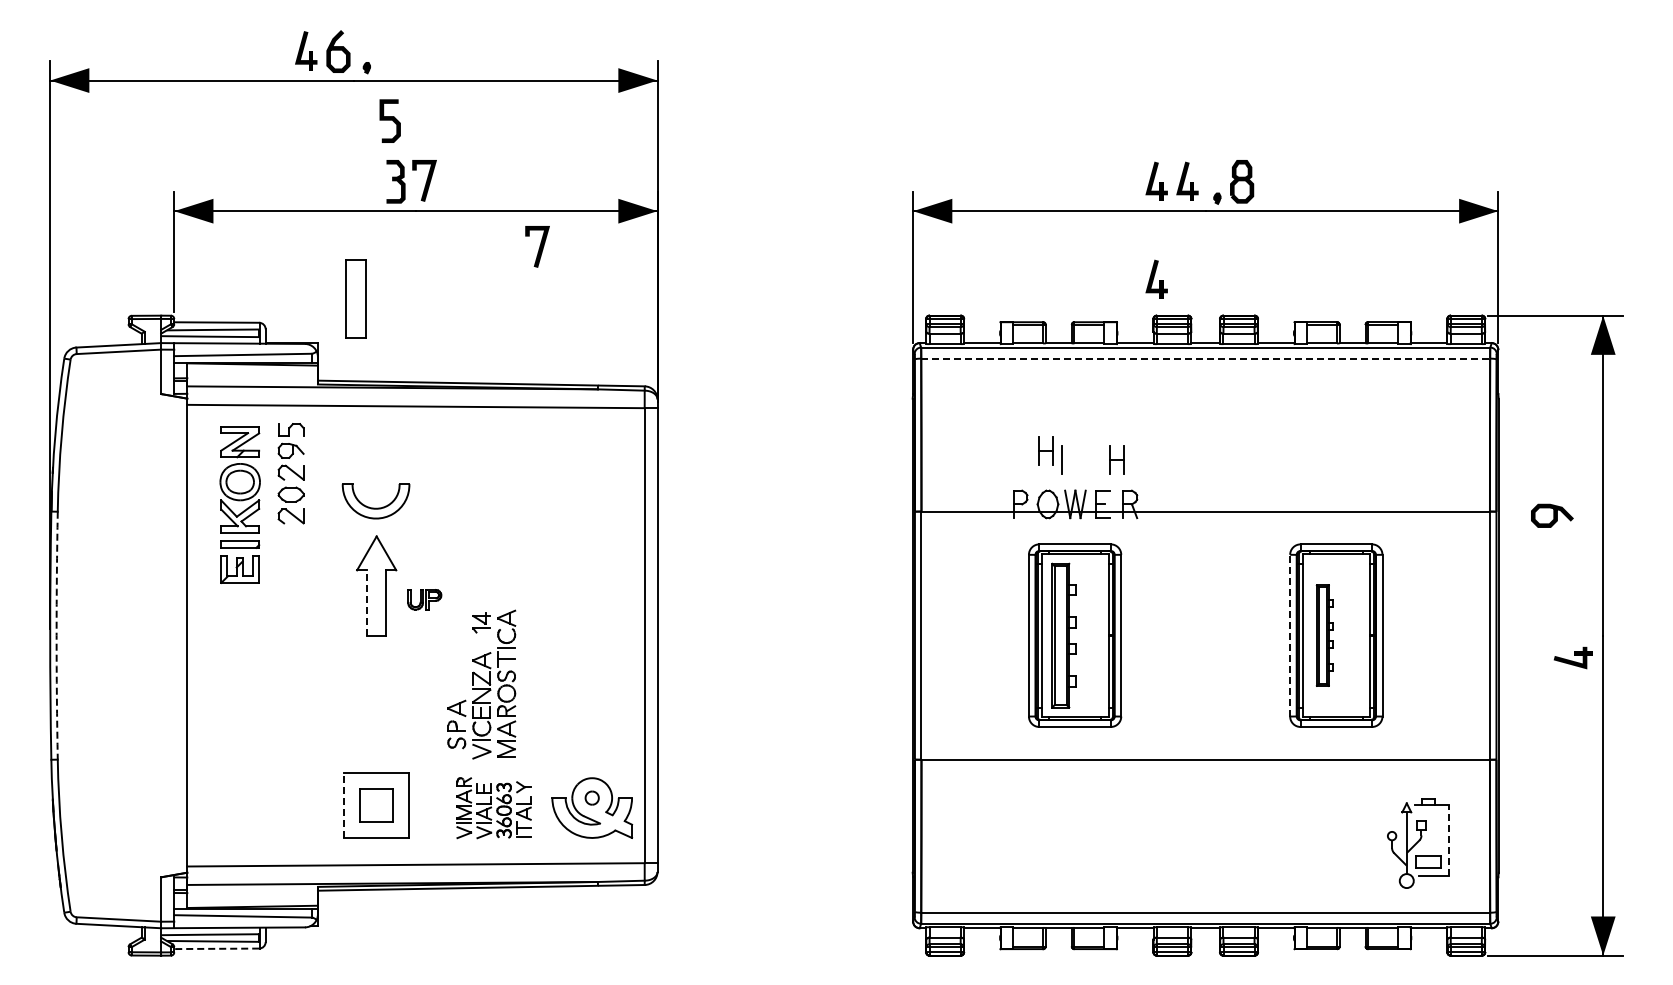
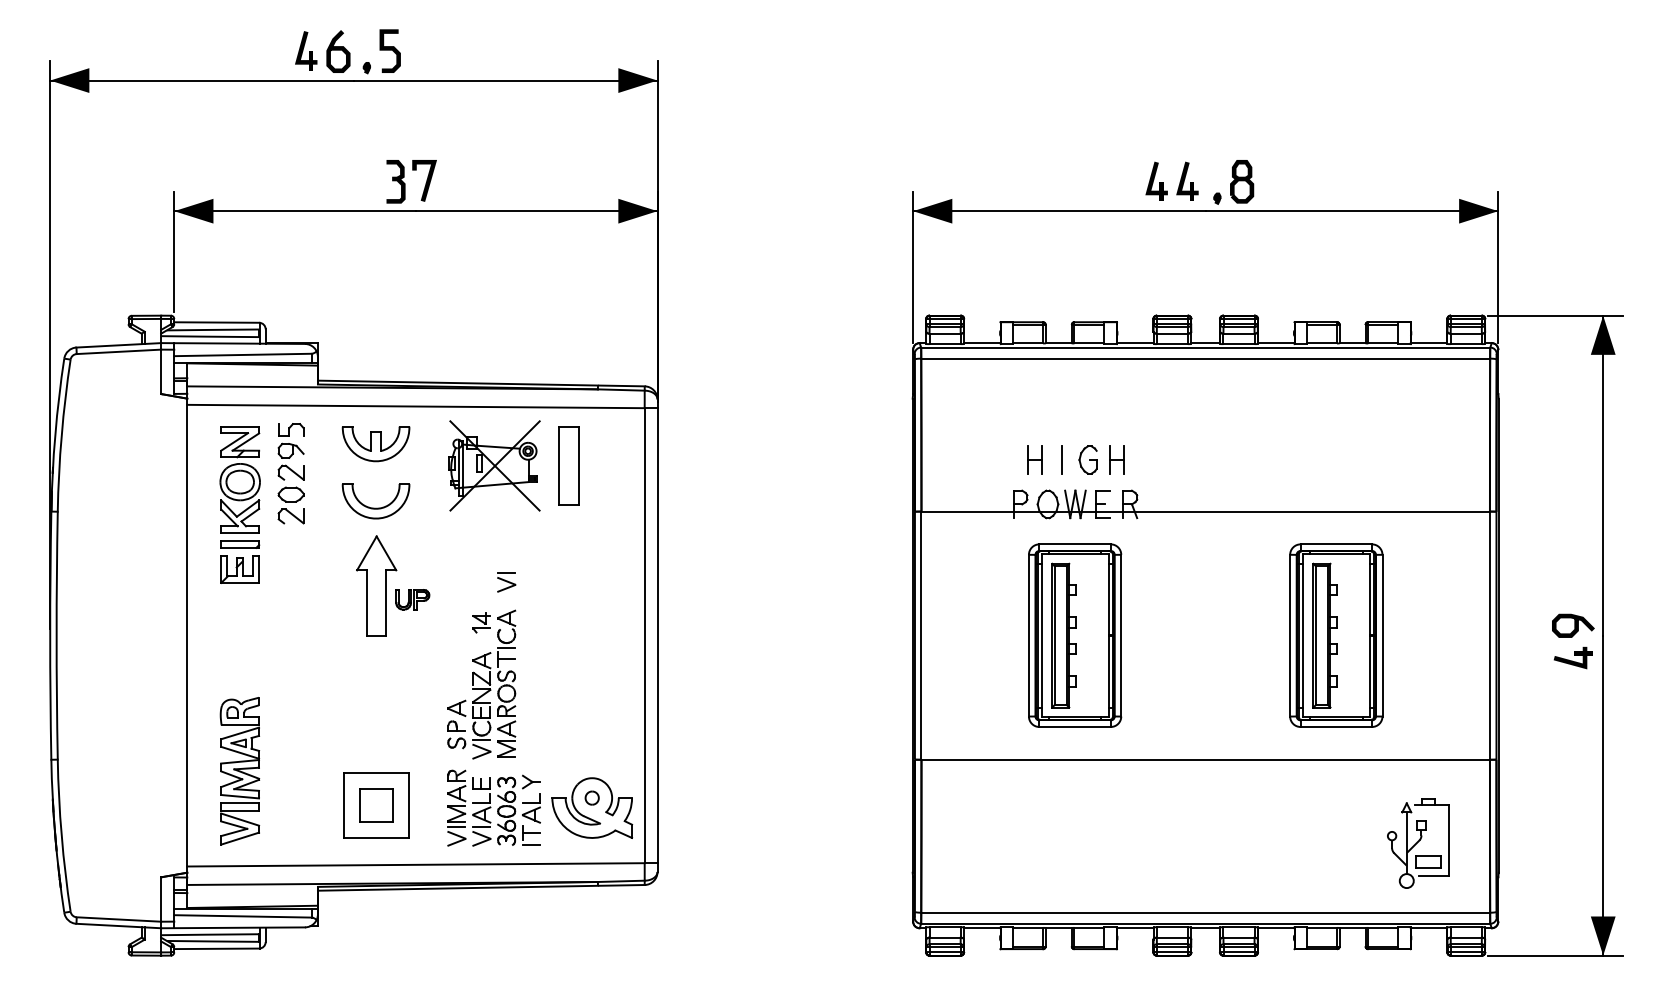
curve position: (389, 120) -> (389, 50) (389, 50)
line: present -> none (539, 246)
part: present -> none (1156, 278)
part position: (355, 298) -> (568, 465) (568, 465)
line: dashed -> solid (1206, 358)
part: none -> present (375, 444)
part position: (1045, 450) -> (1034, 459) (1034, 459)
part: none -> present (1087, 459)
part: none -> present (494, 465)
curve position: (1553, 515) -> (1574, 625) (1574, 625)
part: none -> present (506, 582)
part position: (424, 599) -> (412, 599) (412, 599)
line: dashed -> solid (366, 603)
arc: dashed -> solid (56, 635)
line: dashed -> solid (1290, 635)
part size: 19x103 px -> 26x147 px (1324, 635)
part: none -> present (239, 771)
line: dashed -> solid (344, 805)
part size: 76x63 px -> 94x78 px (493, 807)
line: dashed -> solid (1448, 840)
line: dashed -> solid (216, 948)
